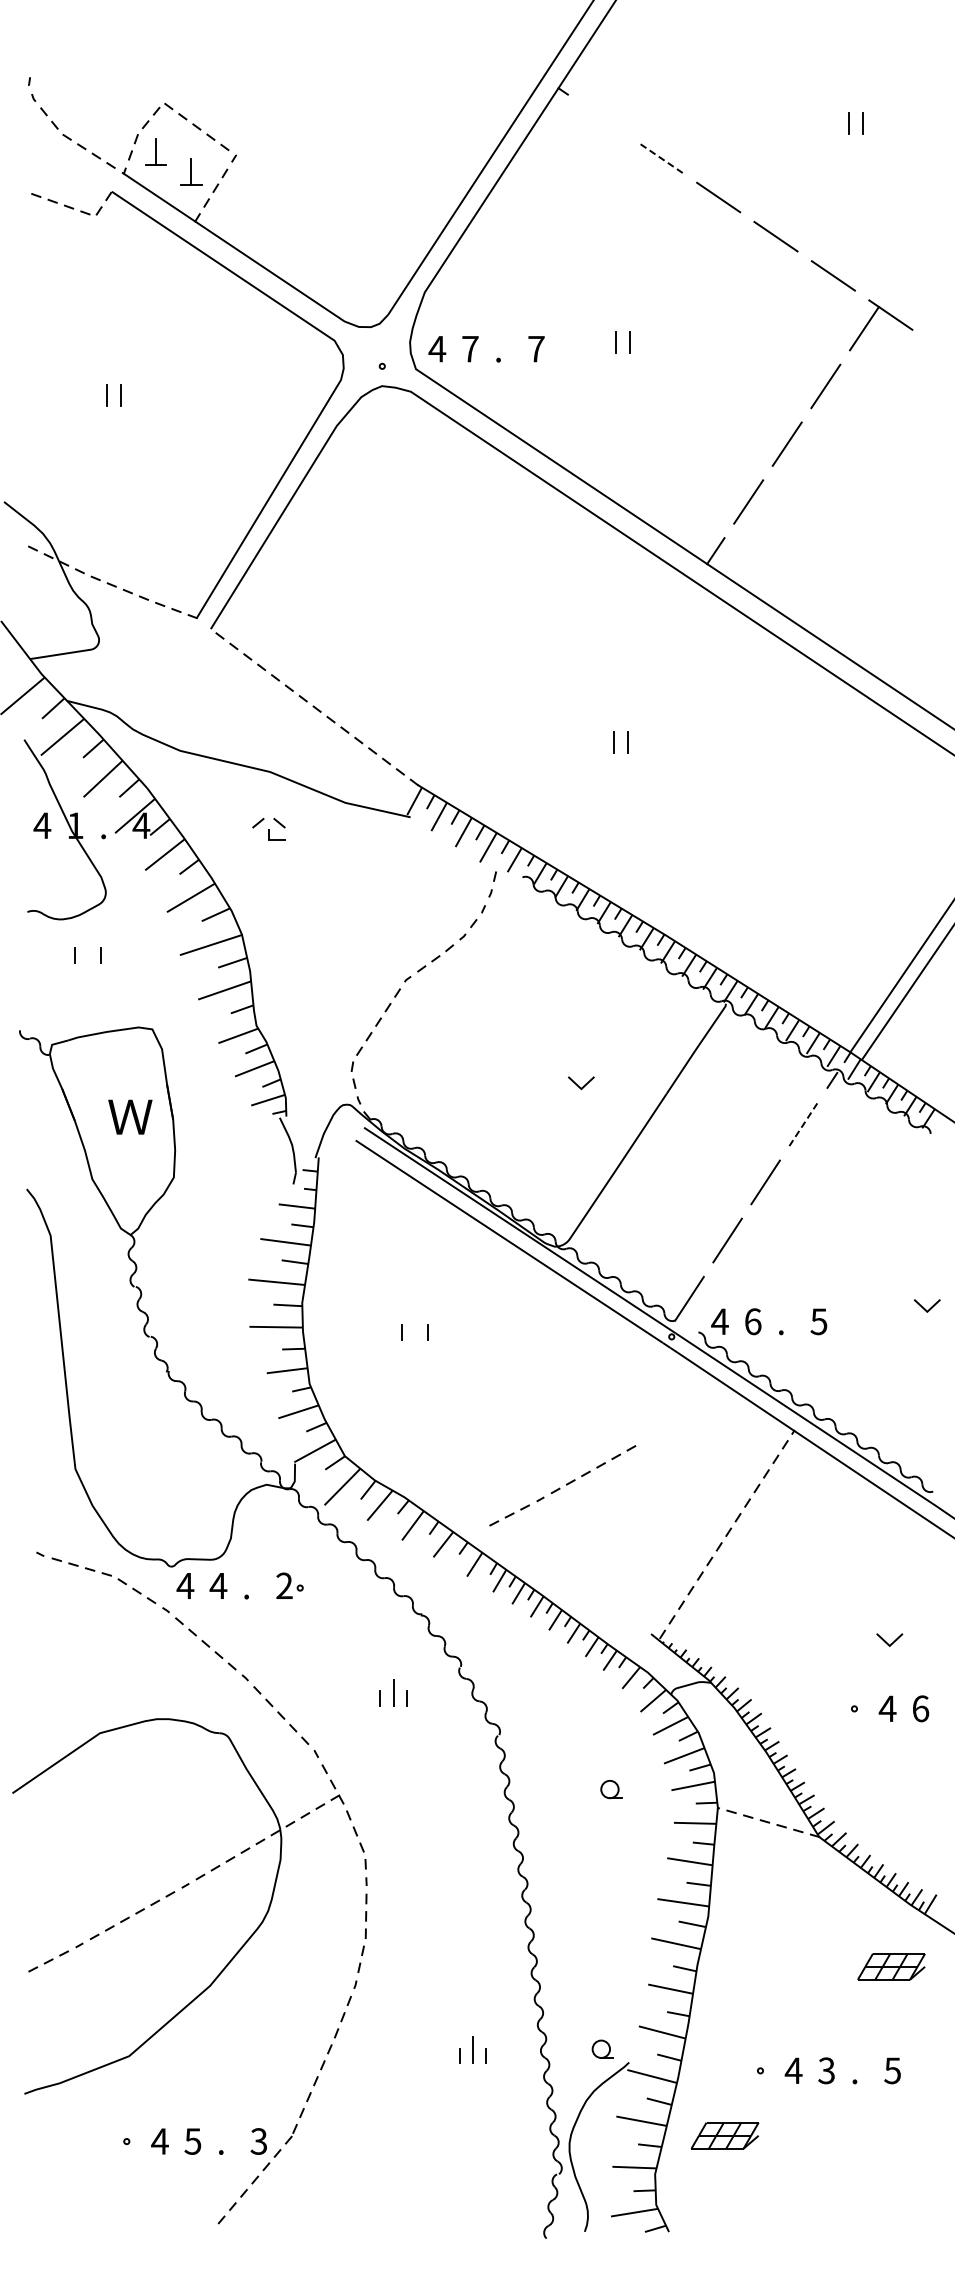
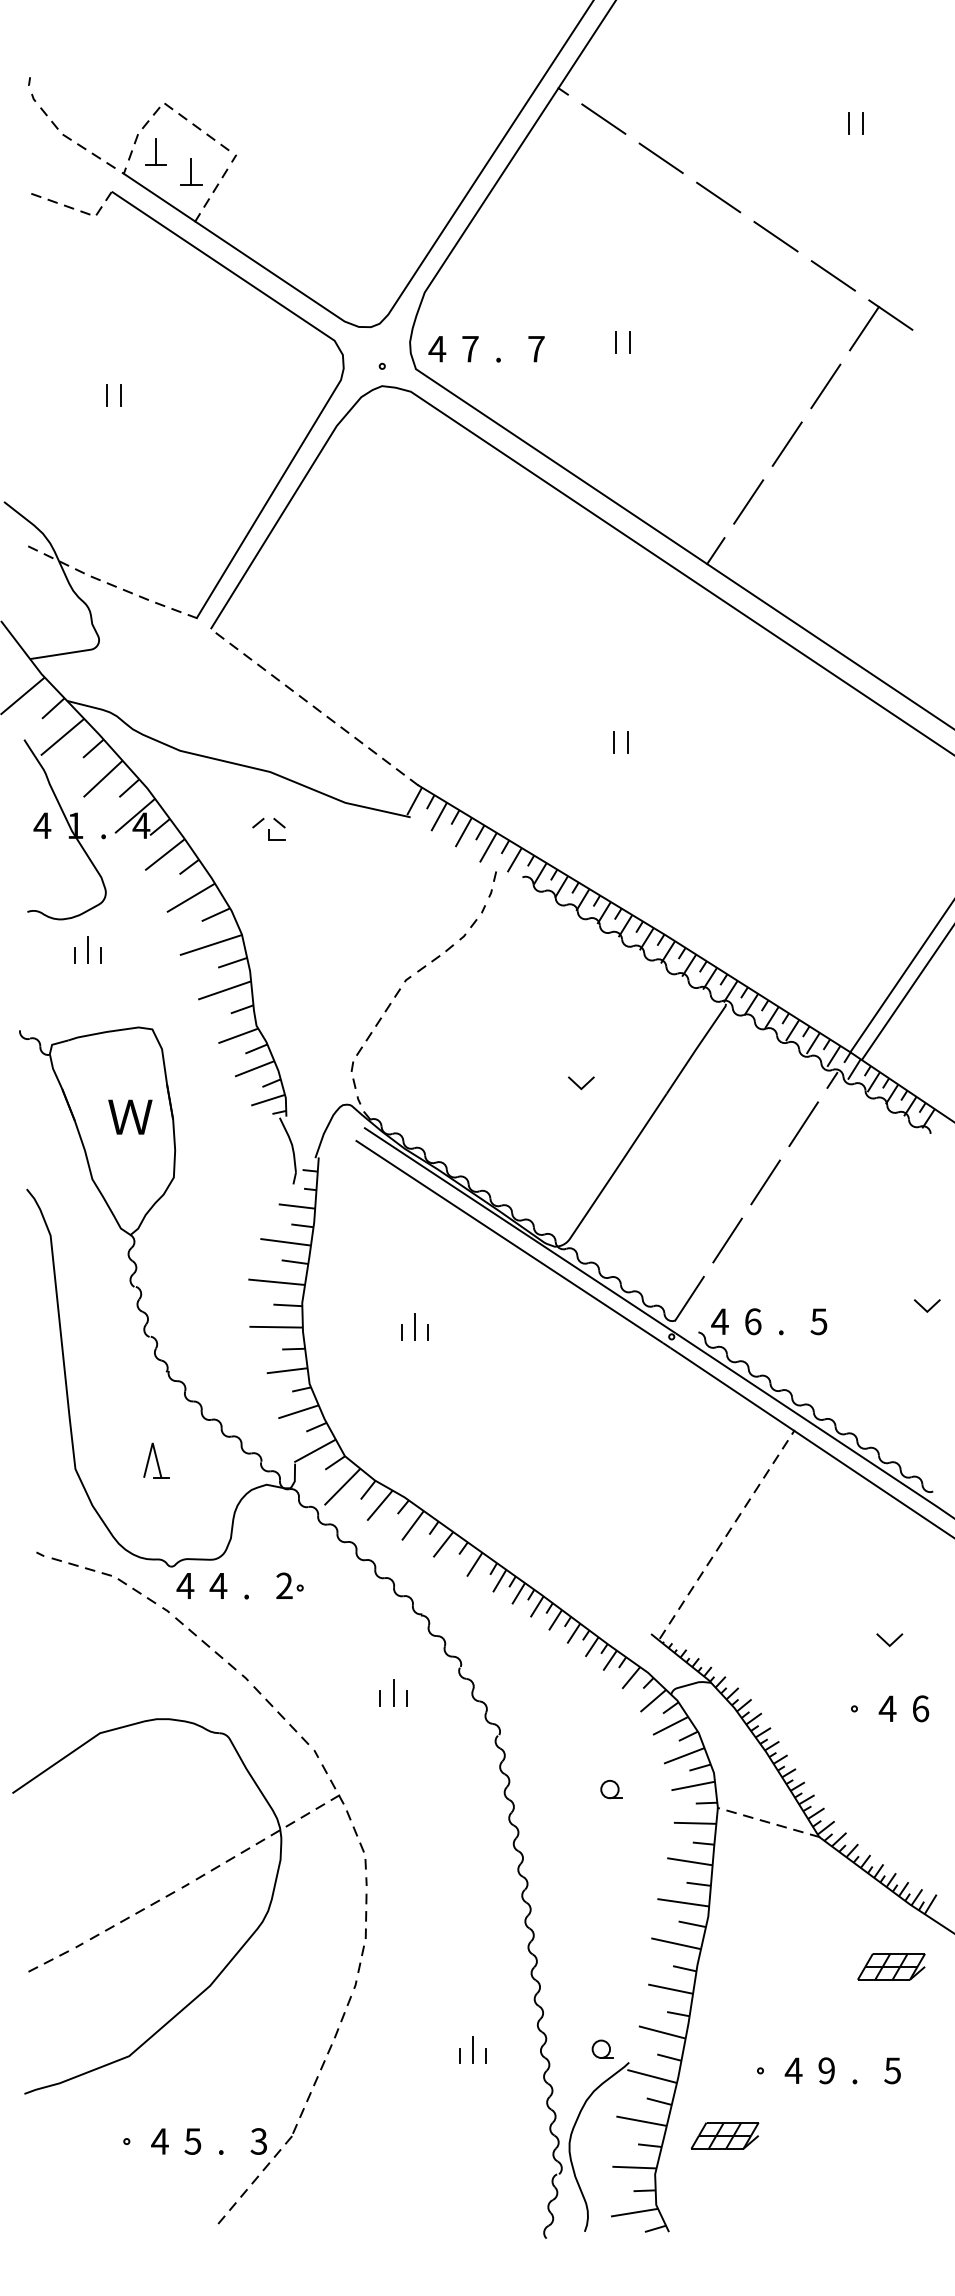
line: none -> present (603, 118)
line: dashed -> solid (660, 158)
line: none -> present (88, 949)
line: dashed -> solid (803, 1123)
line: none -> present (415, 1326)
part: none -> present (156, 1460)
part: present -> none (562, 1485)
text: 3 -> 9 (826, 2070)
